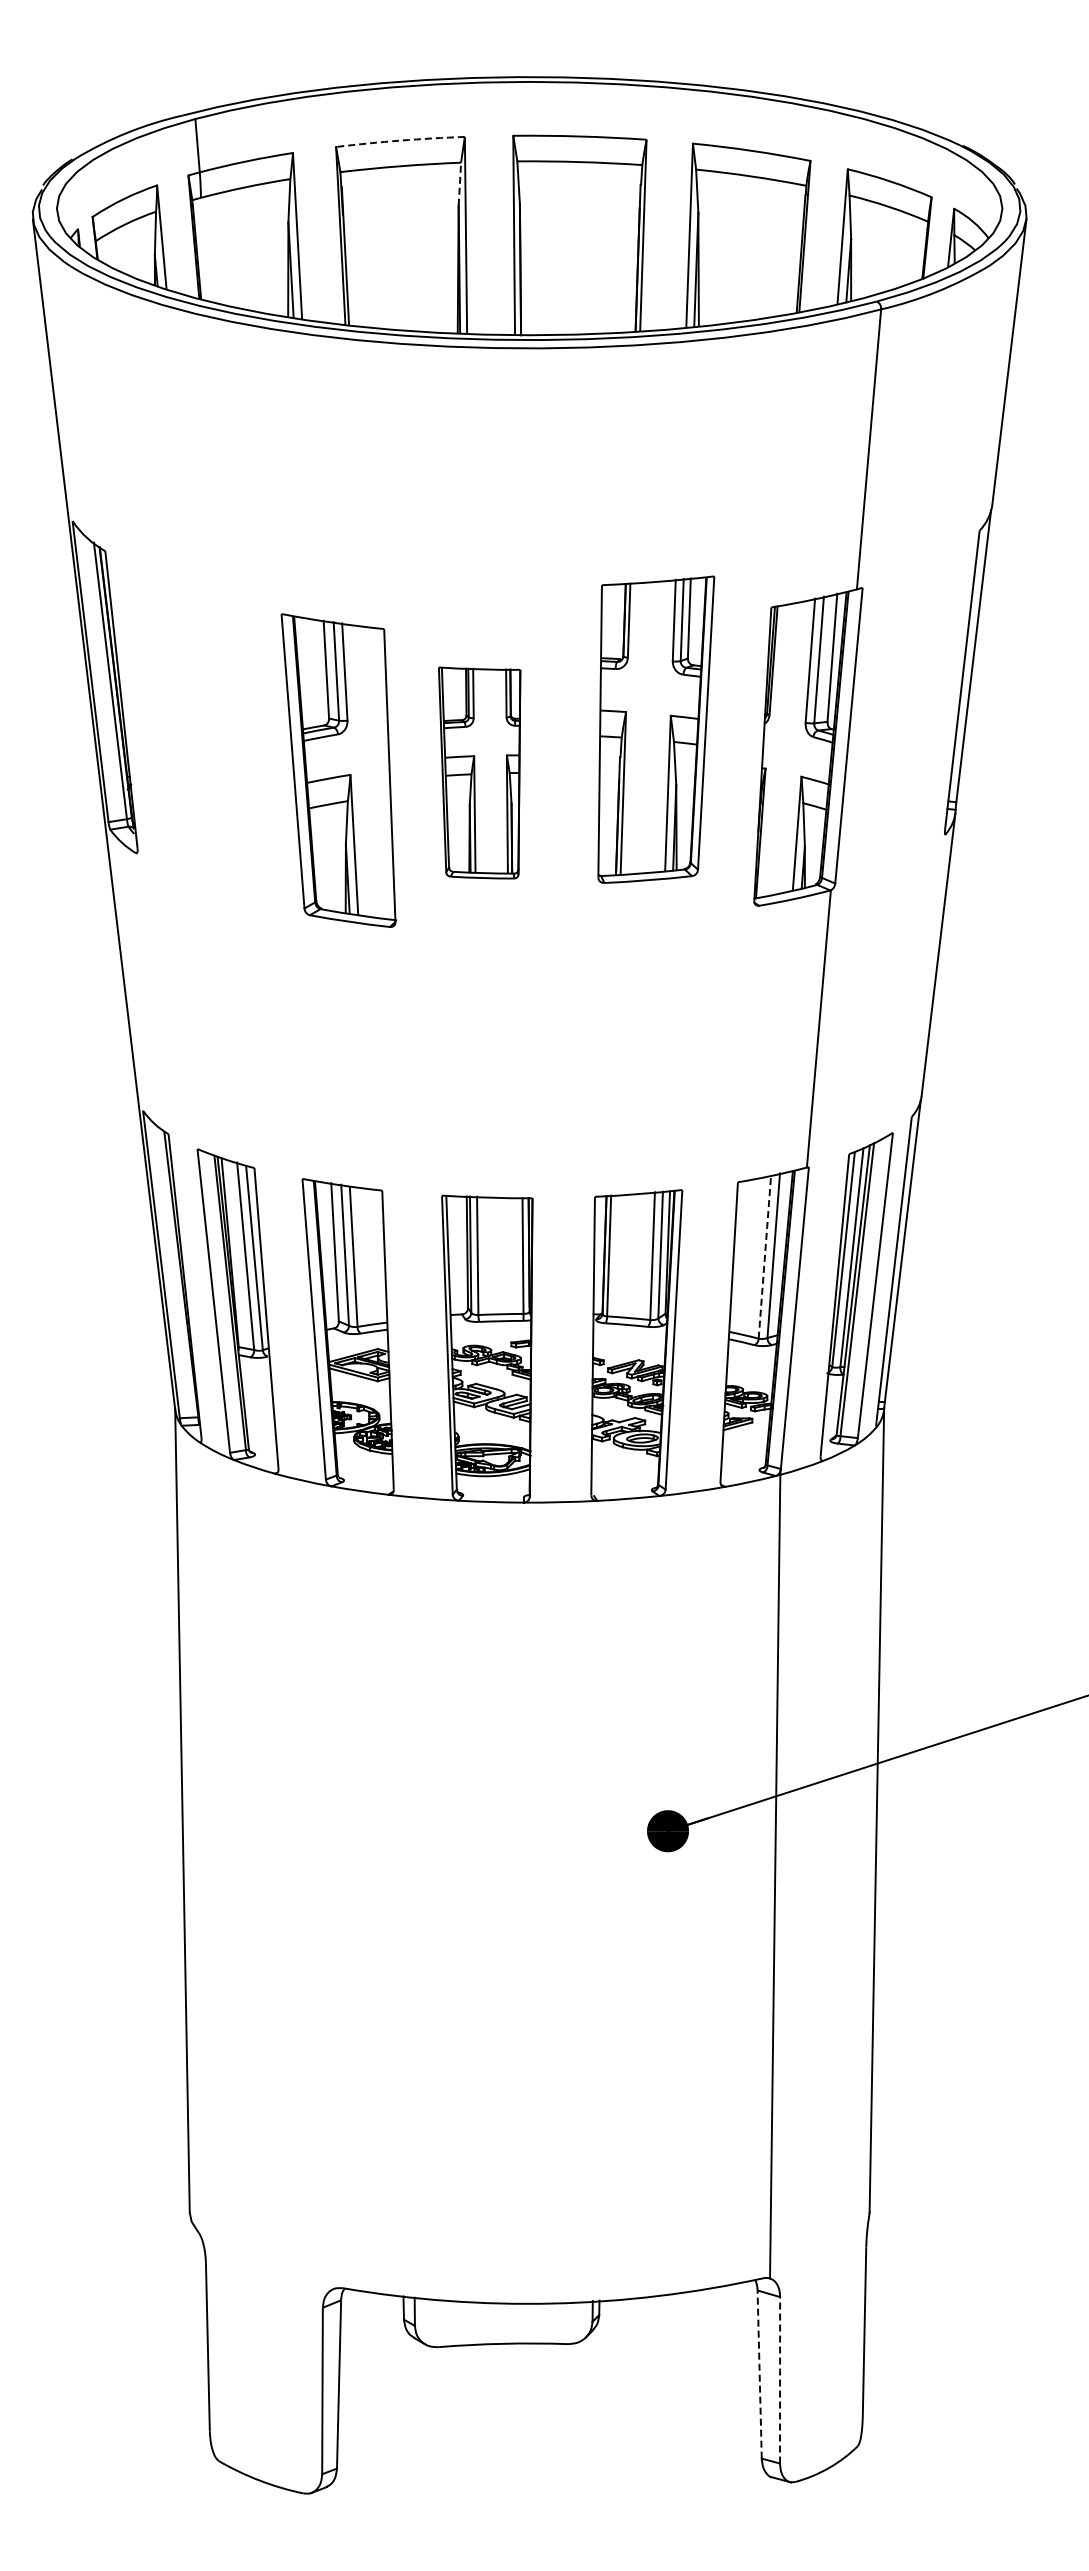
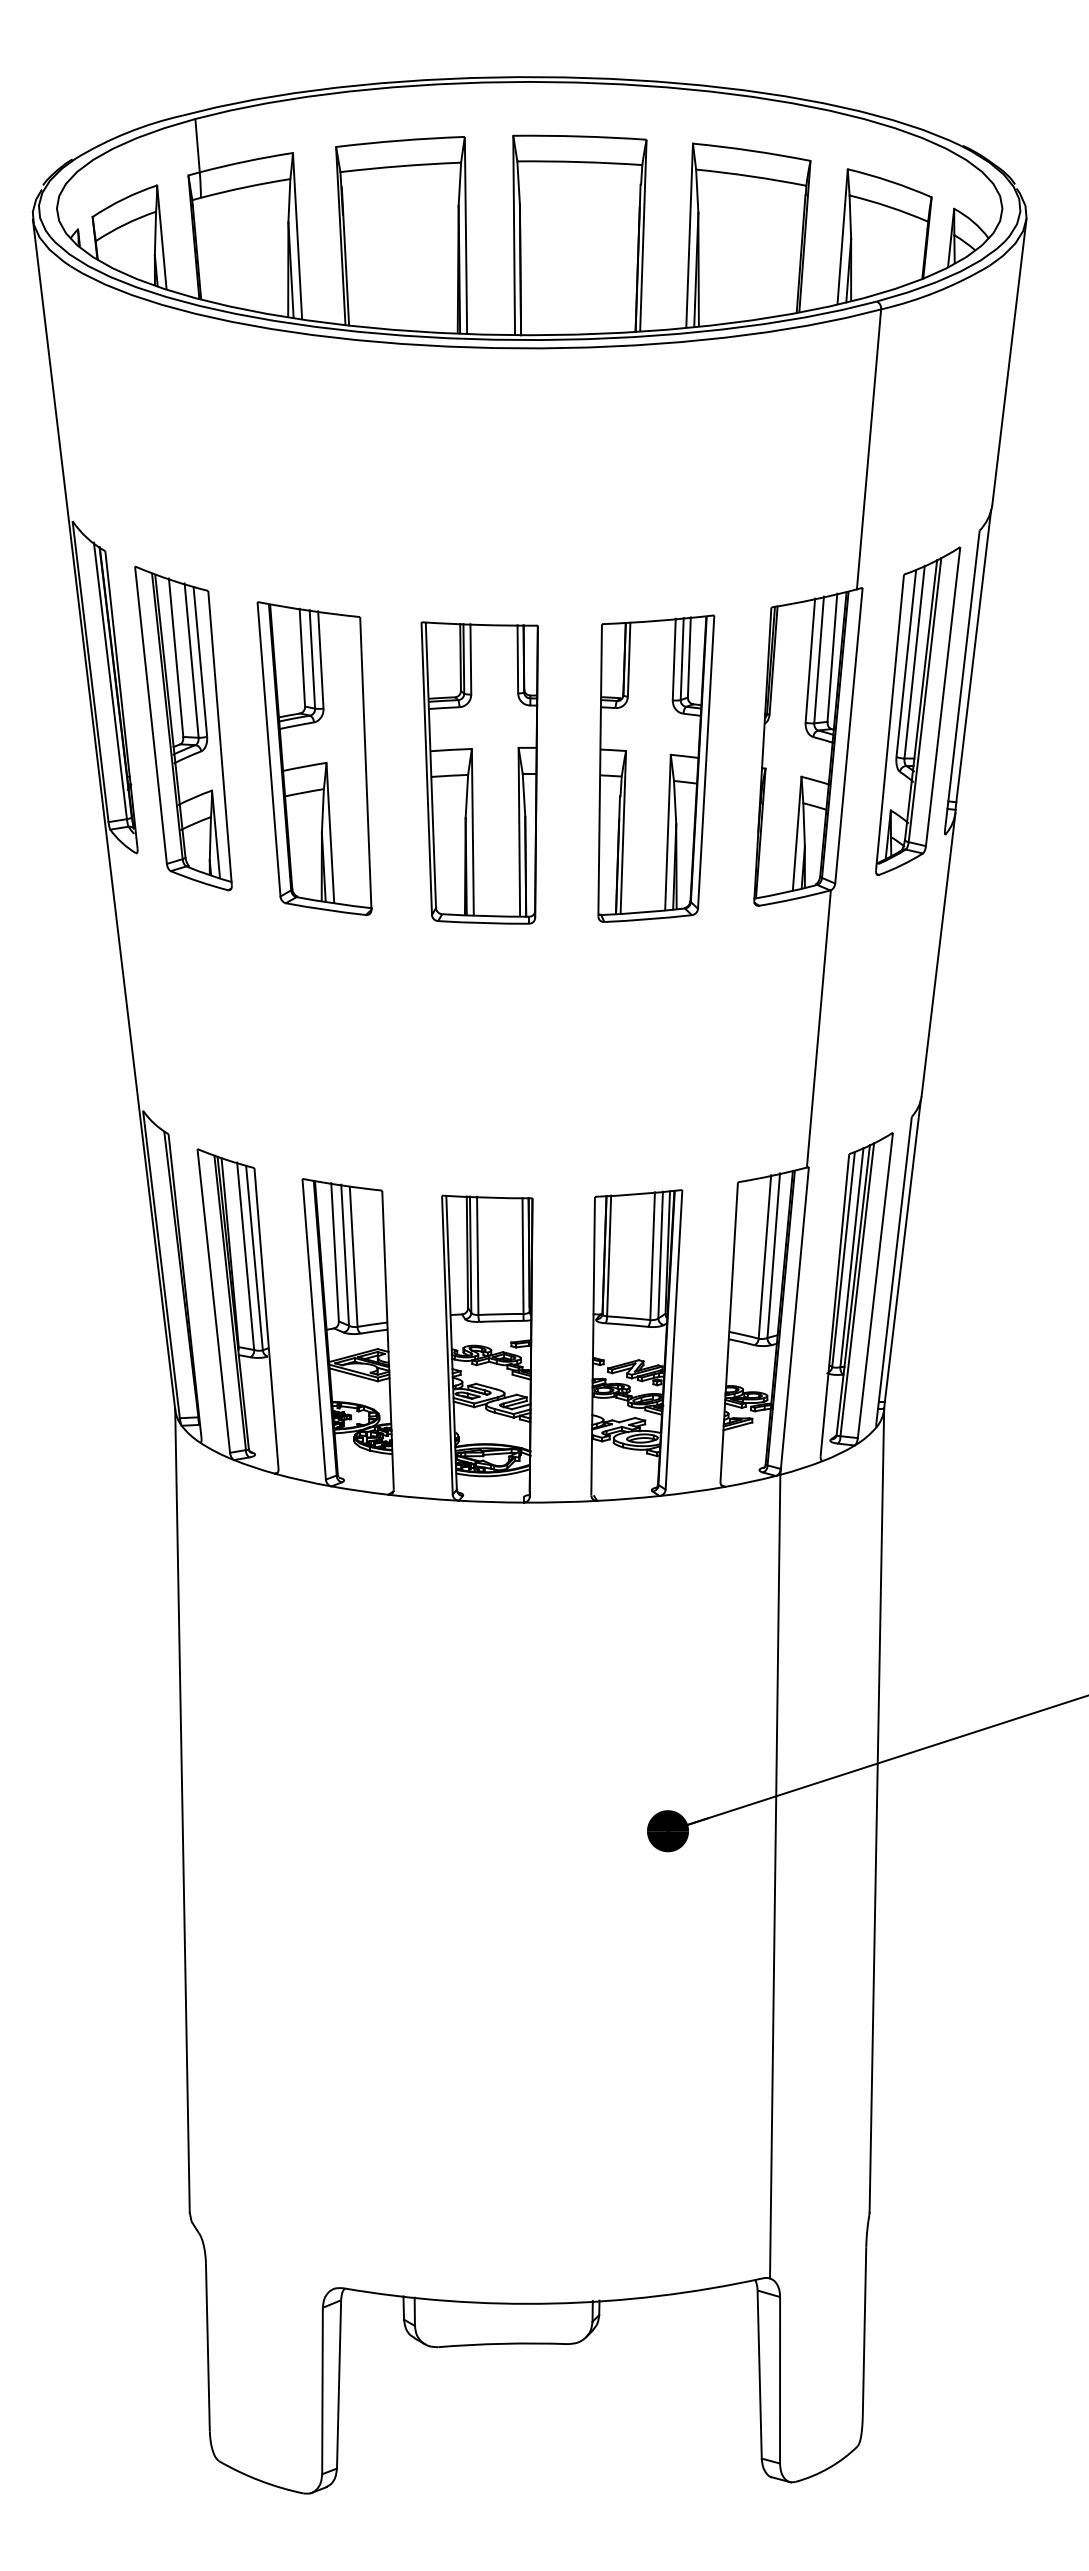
arc: dashed -> solid (400, 140)
line: dashed -> solid (459, 184)
part: none -> present (918, 710)
part: none -> present (183, 728)
part position: (656, 729) -> (656, 768) (656, 768)
part position: (338, 770) -> (314, 758) (314, 758)
part size: 84x214 px -> 119x304 px (479, 772)
line: dashed -> solid (764, 1256)
line: dashed -> solid (759, 2373)
line: dashed -> solid (780, 2379)
